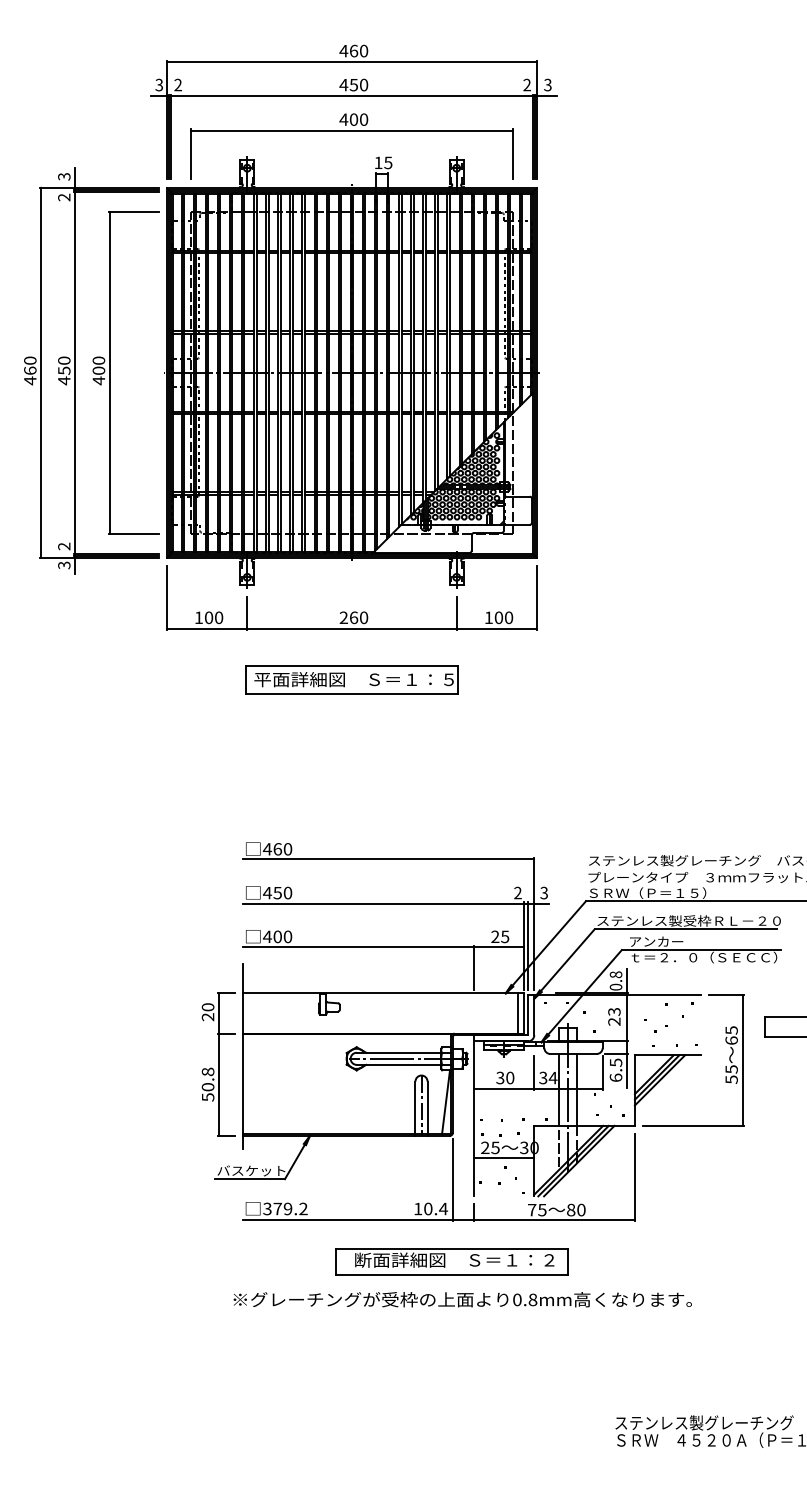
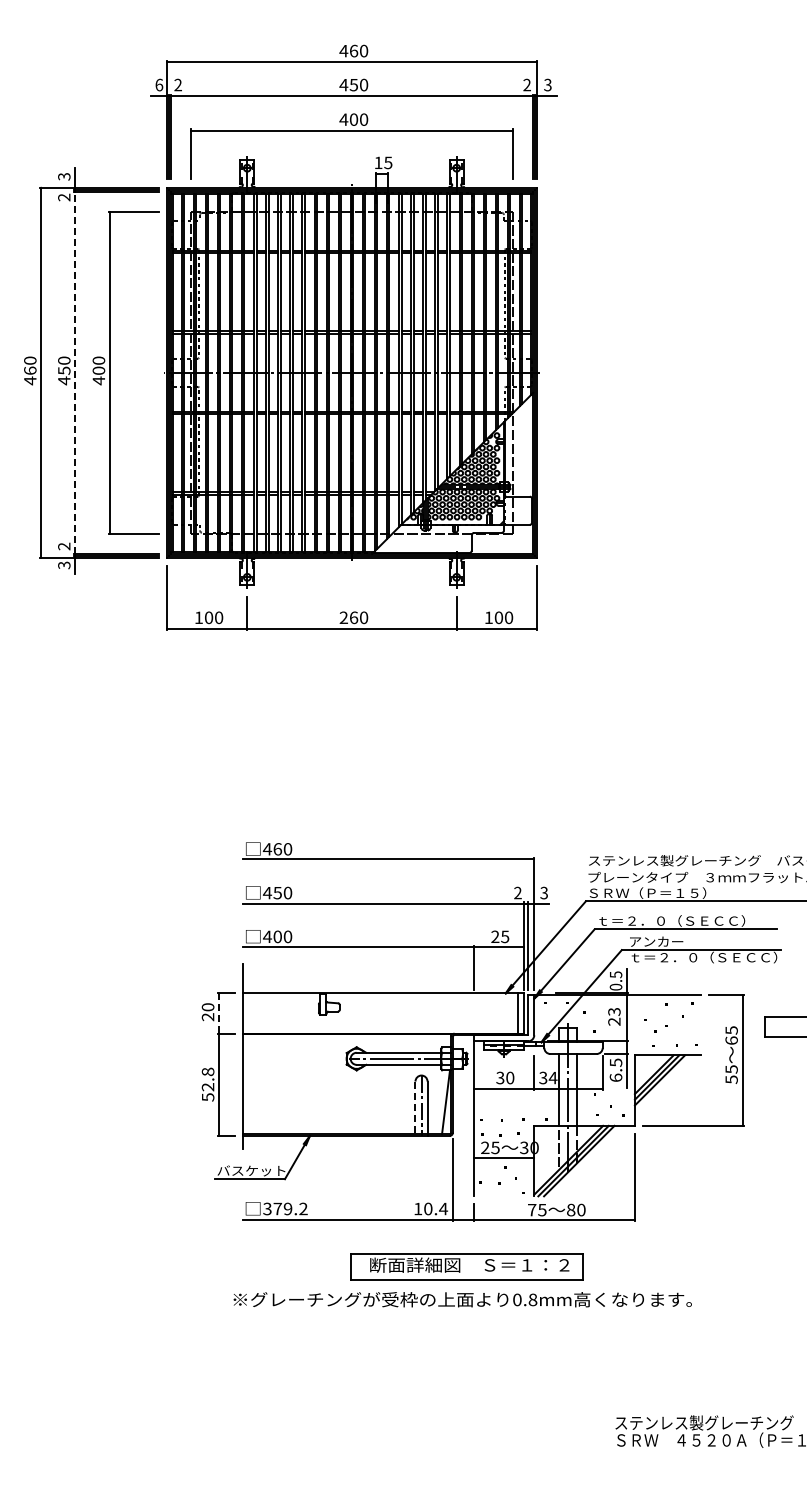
text: 3 -> 6 (159, 84)
line: solid -> dashed (75, 372)
part: present -> none (351, 679)
text: ステンレス製受枠ＲＬ－２０ -> ｔ＝２．０（ＳＥＣＣ） (688, 920)
text: 0.8 -> 0.5 (615, 974)
line: solid -> dashed (218, 1014)
text: 50.8 -> 52.8 (207, 1087)
line: solid -> dashed (415, 1109)
part position: (451, 1261) -> (466, 1266) (466, 1266)
